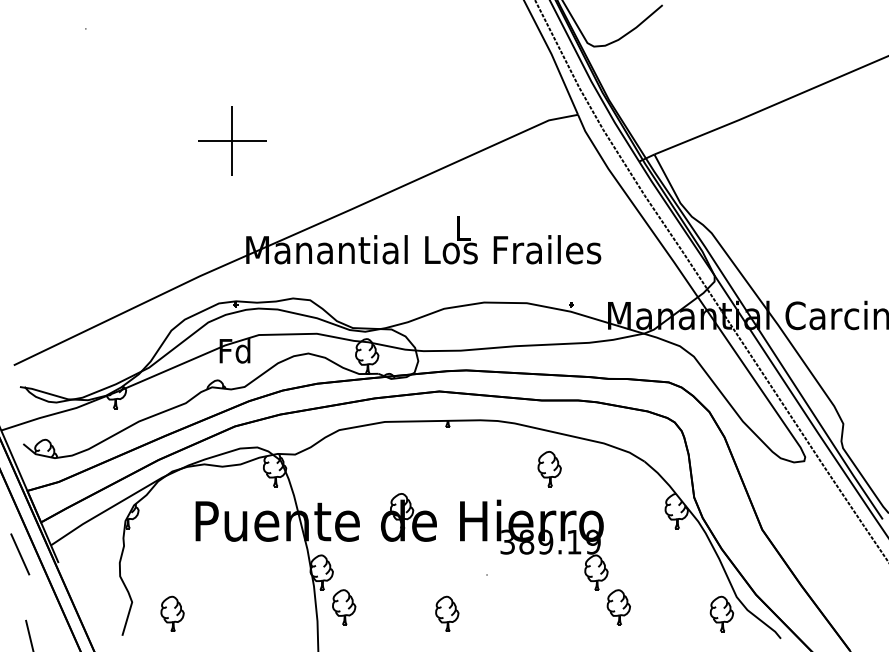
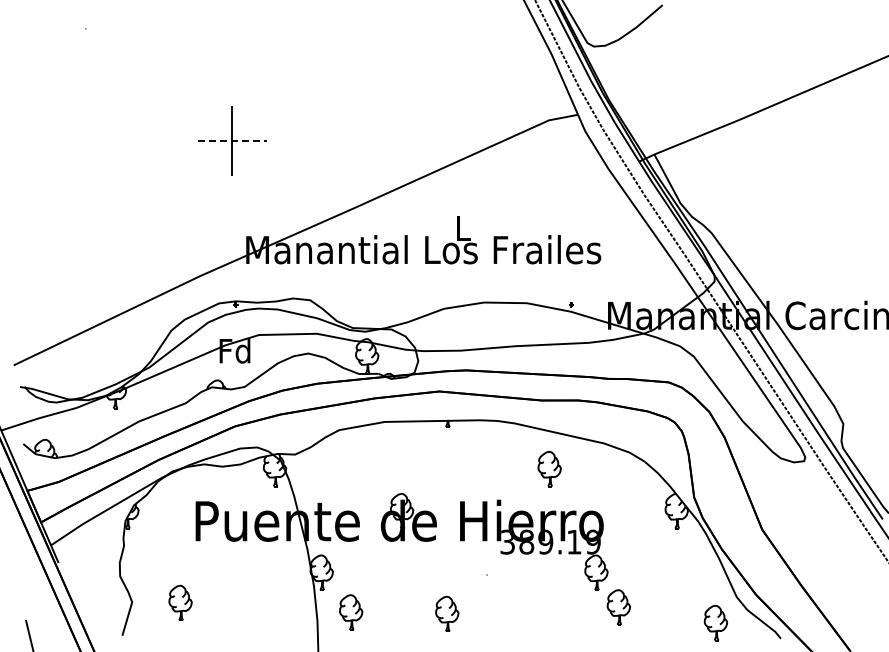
line: solid -> dashed (232, 141)
line: present -> none (20, 554)
part position: (344, 607) -> (351, 612) (351, 612)
part position: (172, 613) -> (180, 602) (180, 602)
part position: (721, 613) -> (715, 622) (715, 622)
